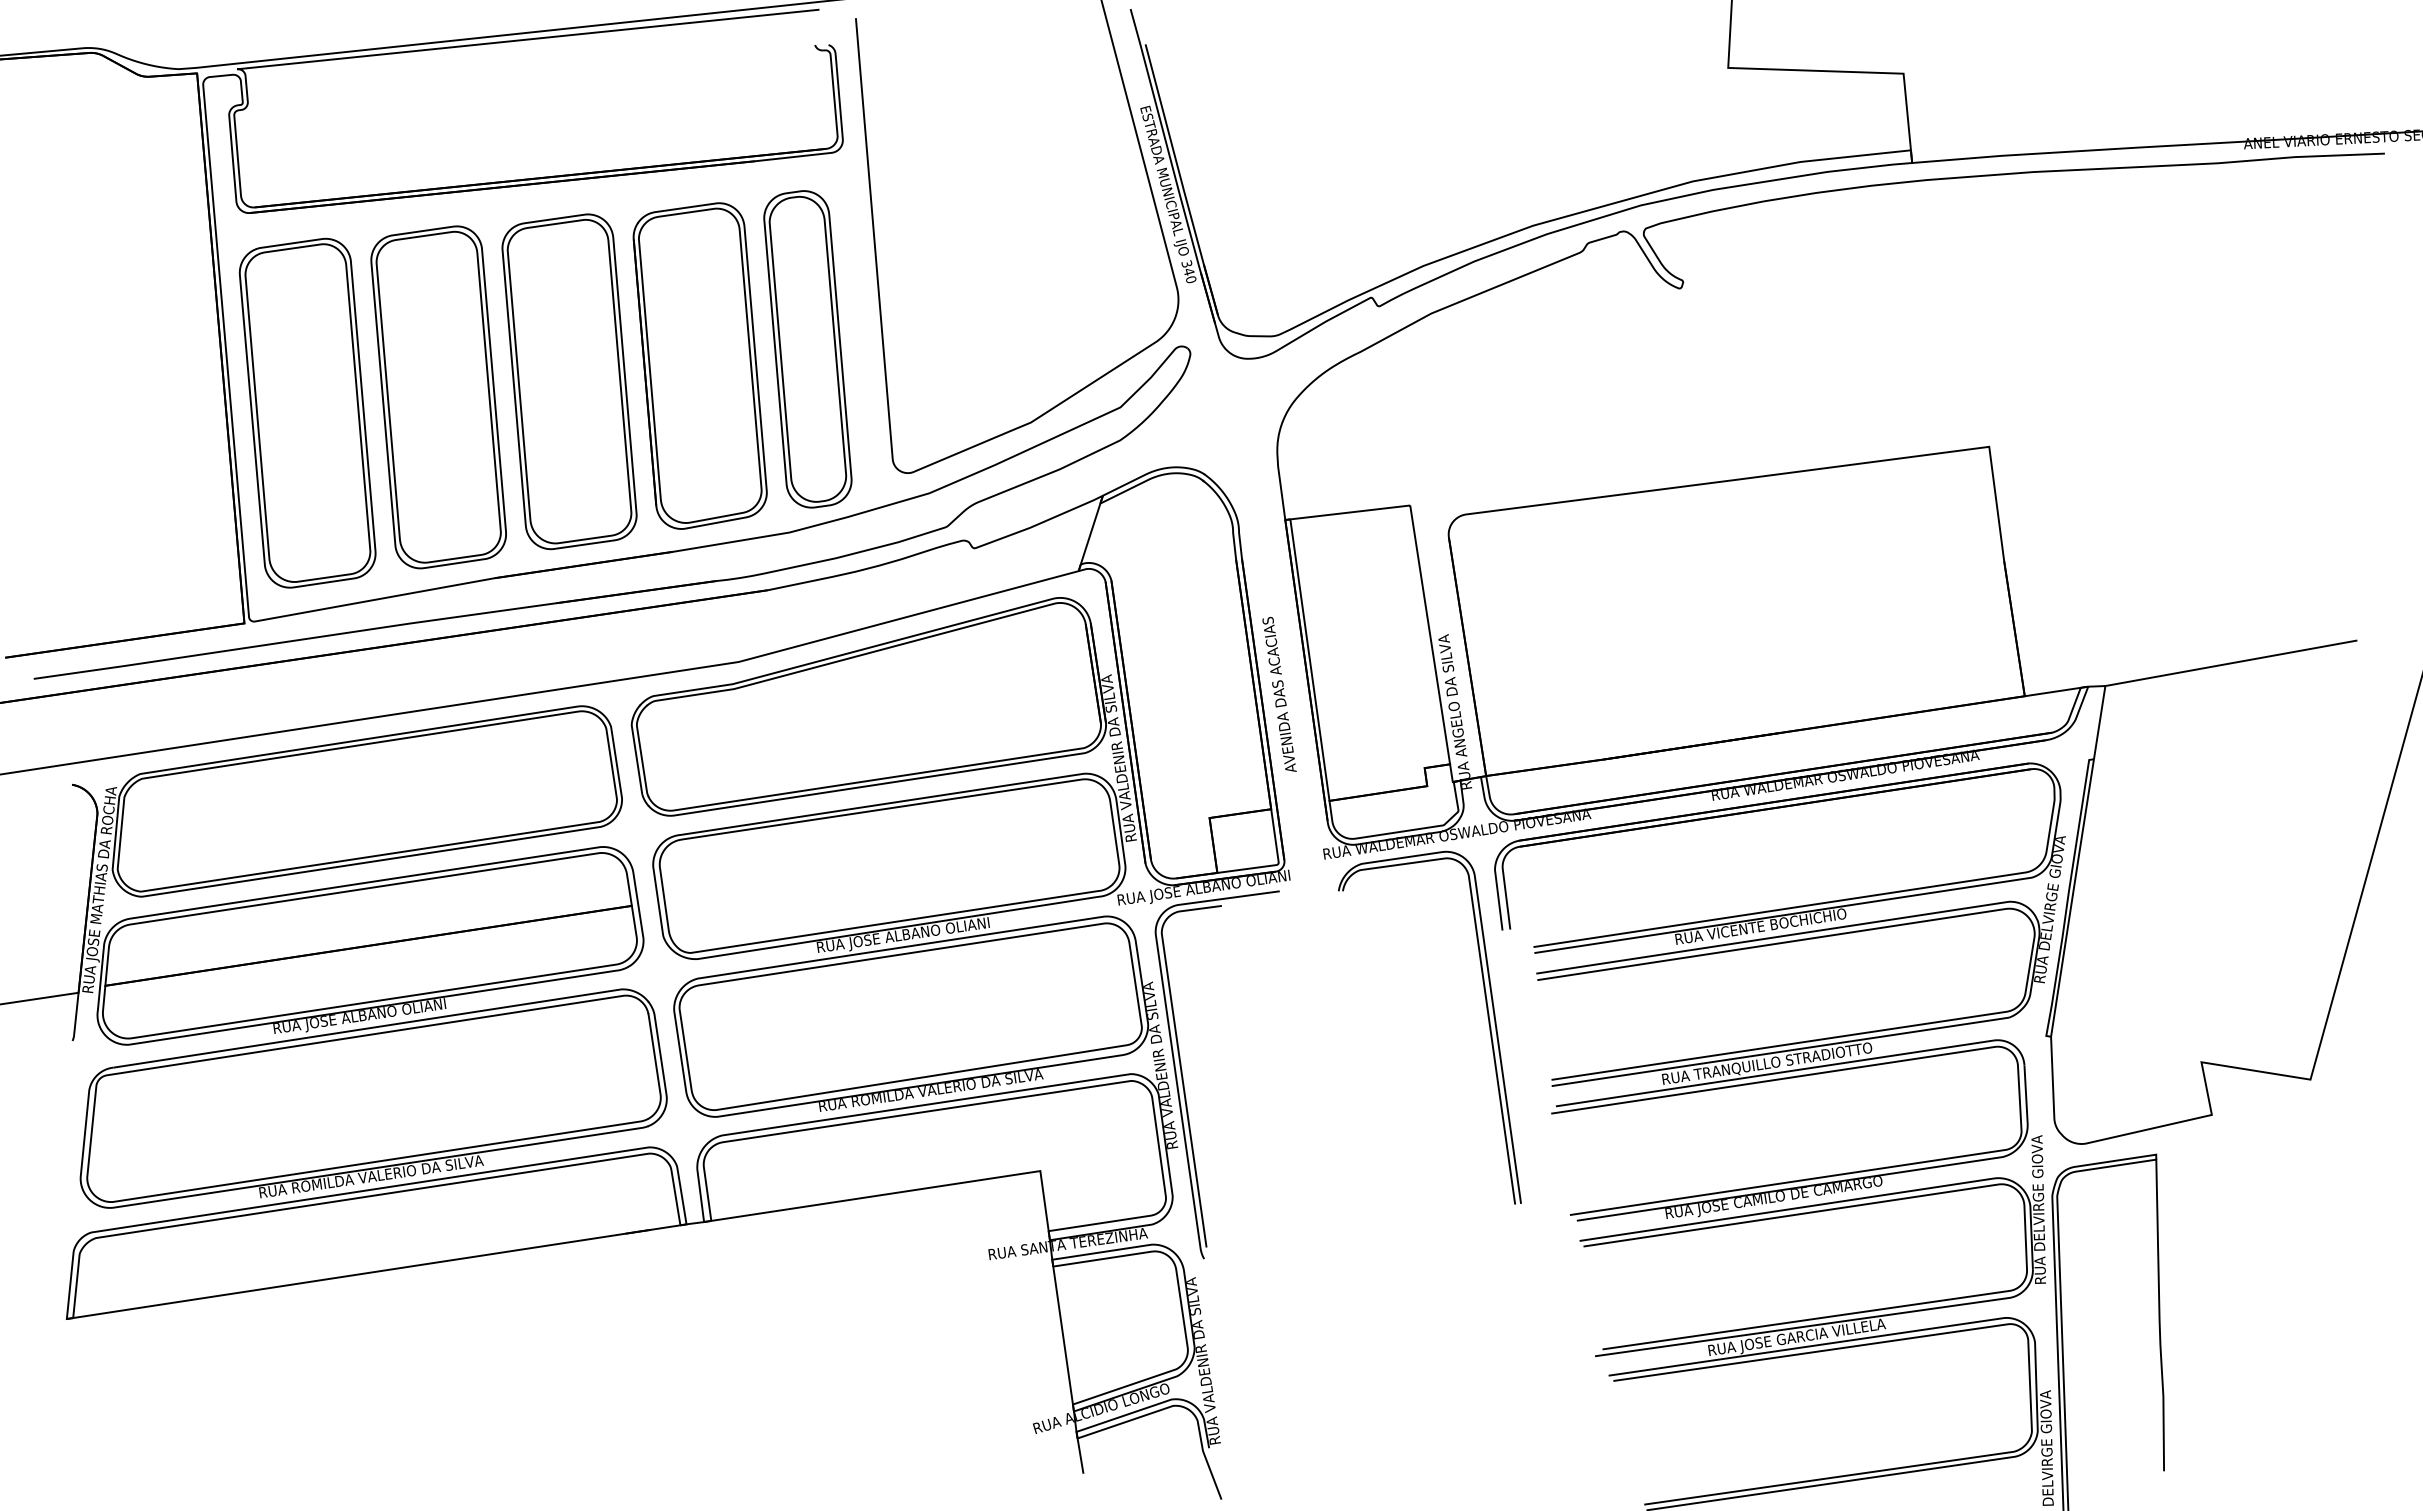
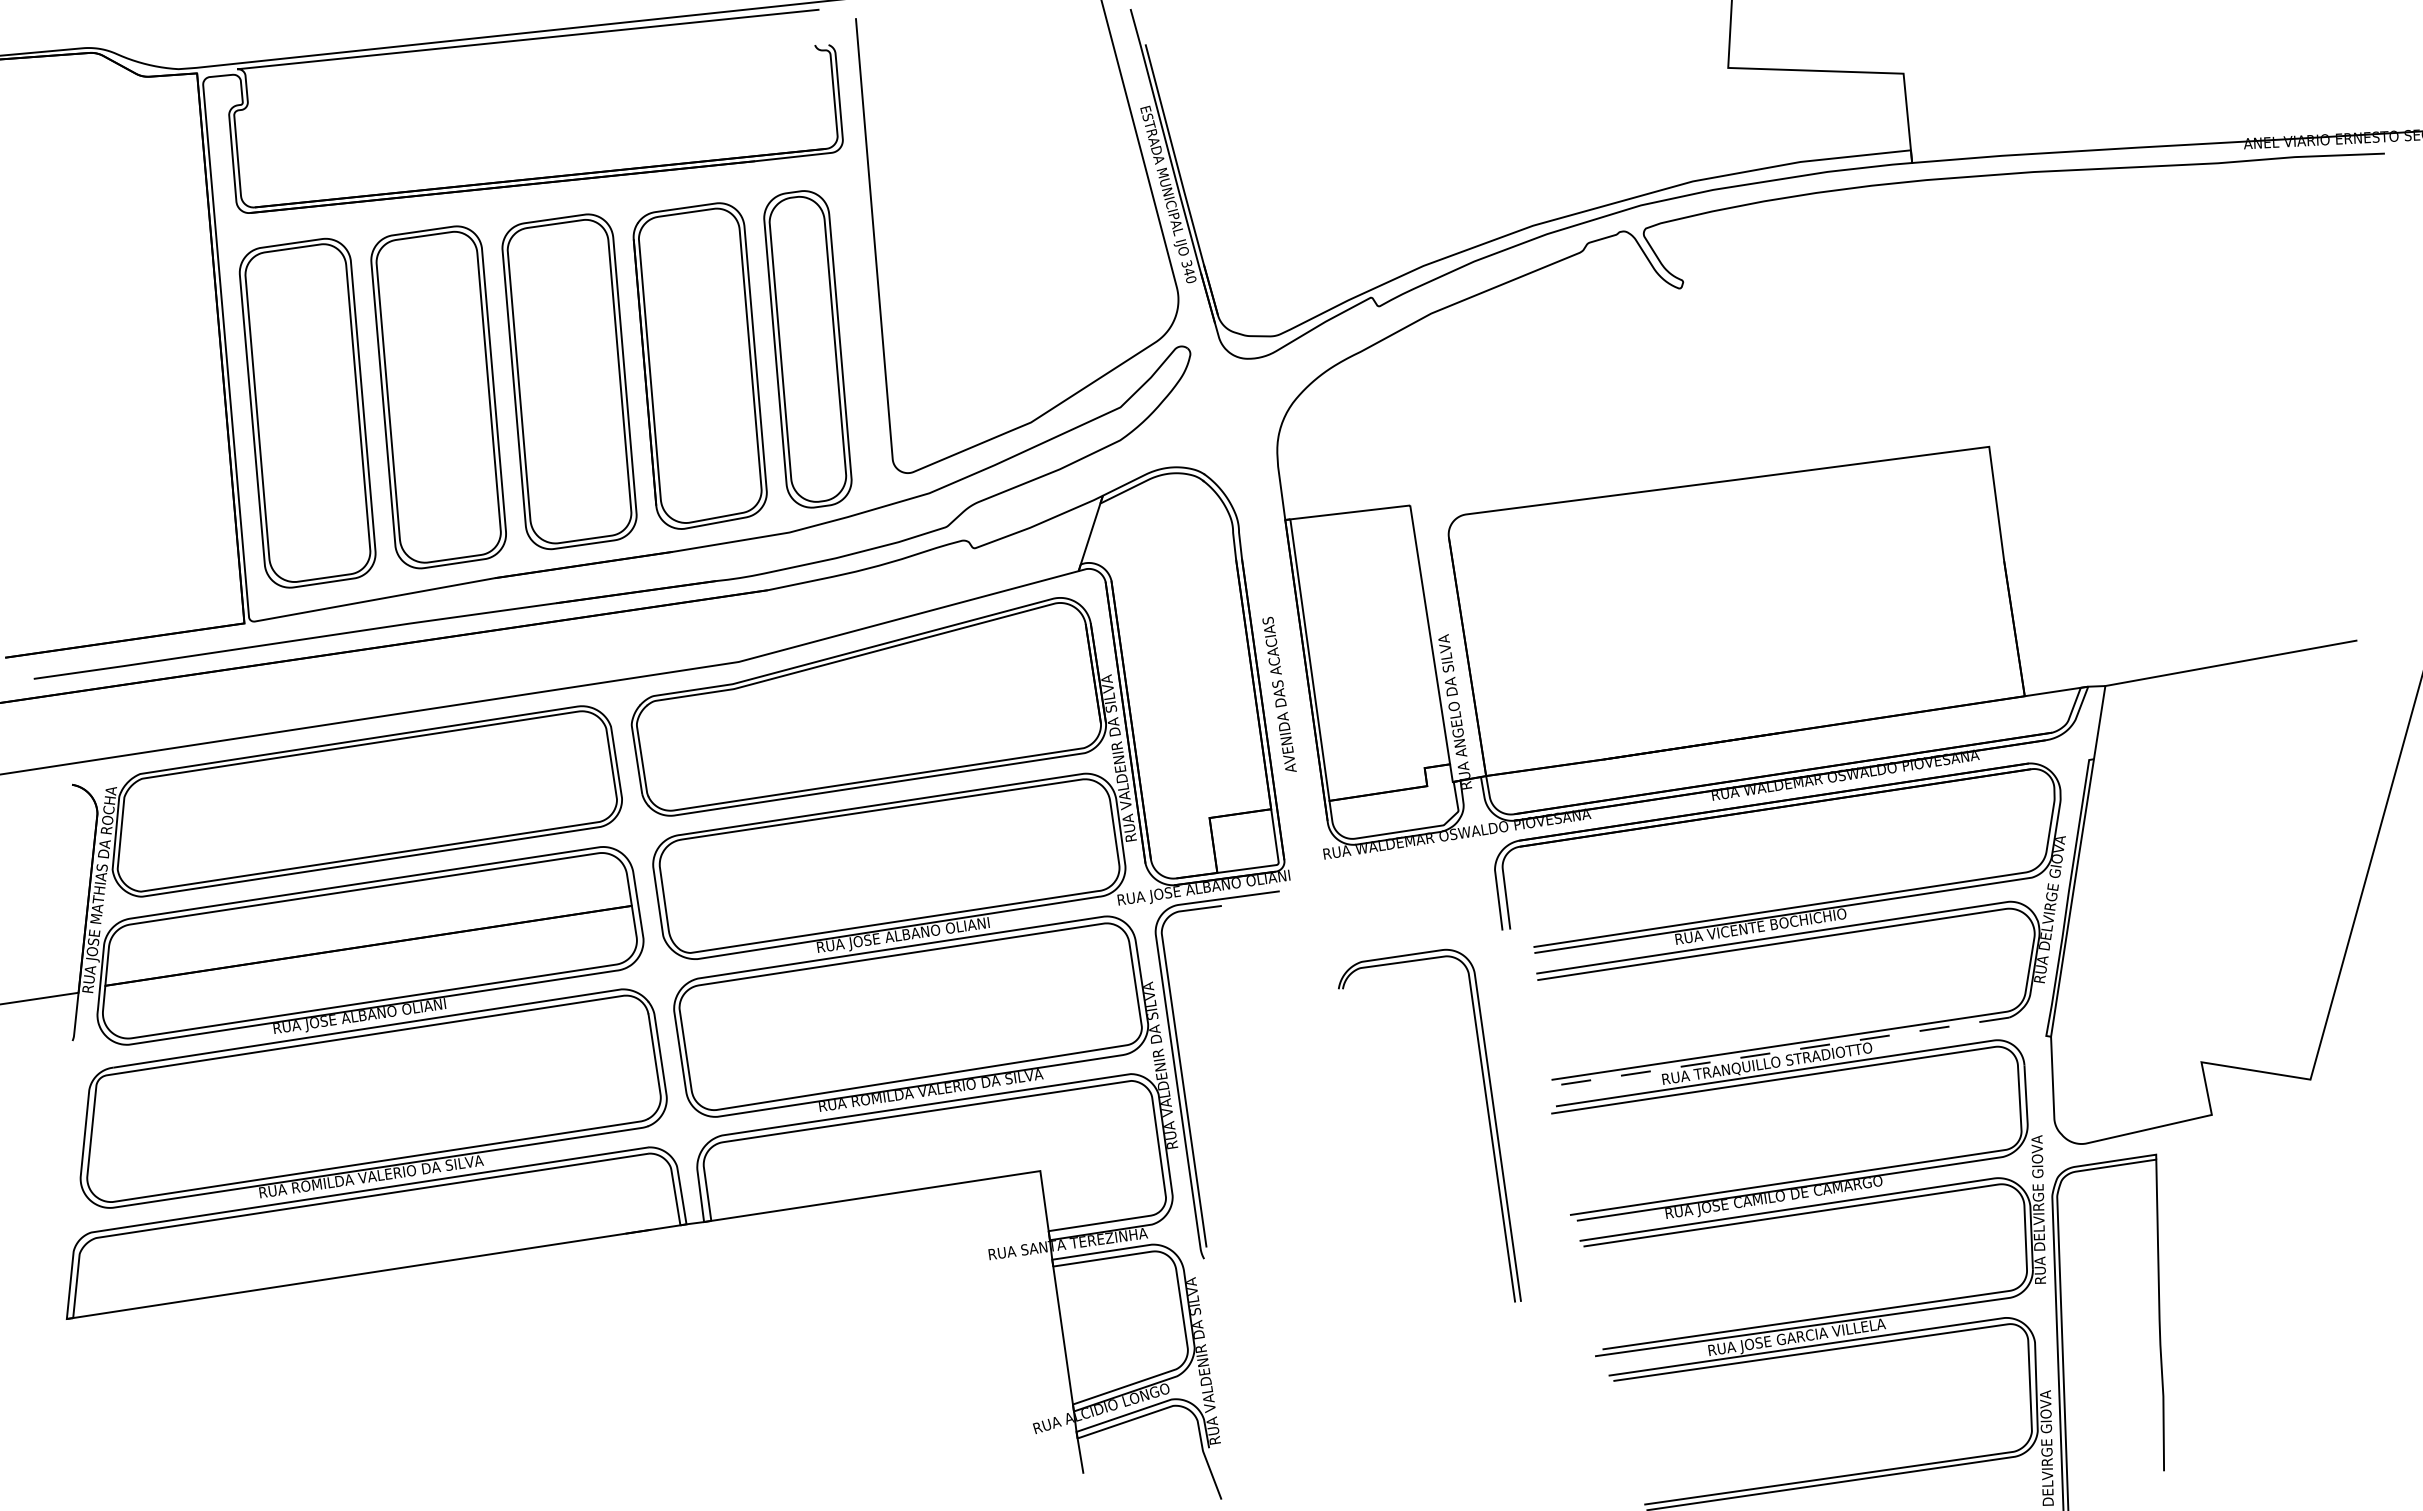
part position: (1487, 1017) -> (1487, 1115) (1487, 1115)
line: solid -> dashed (1779, 1051)
